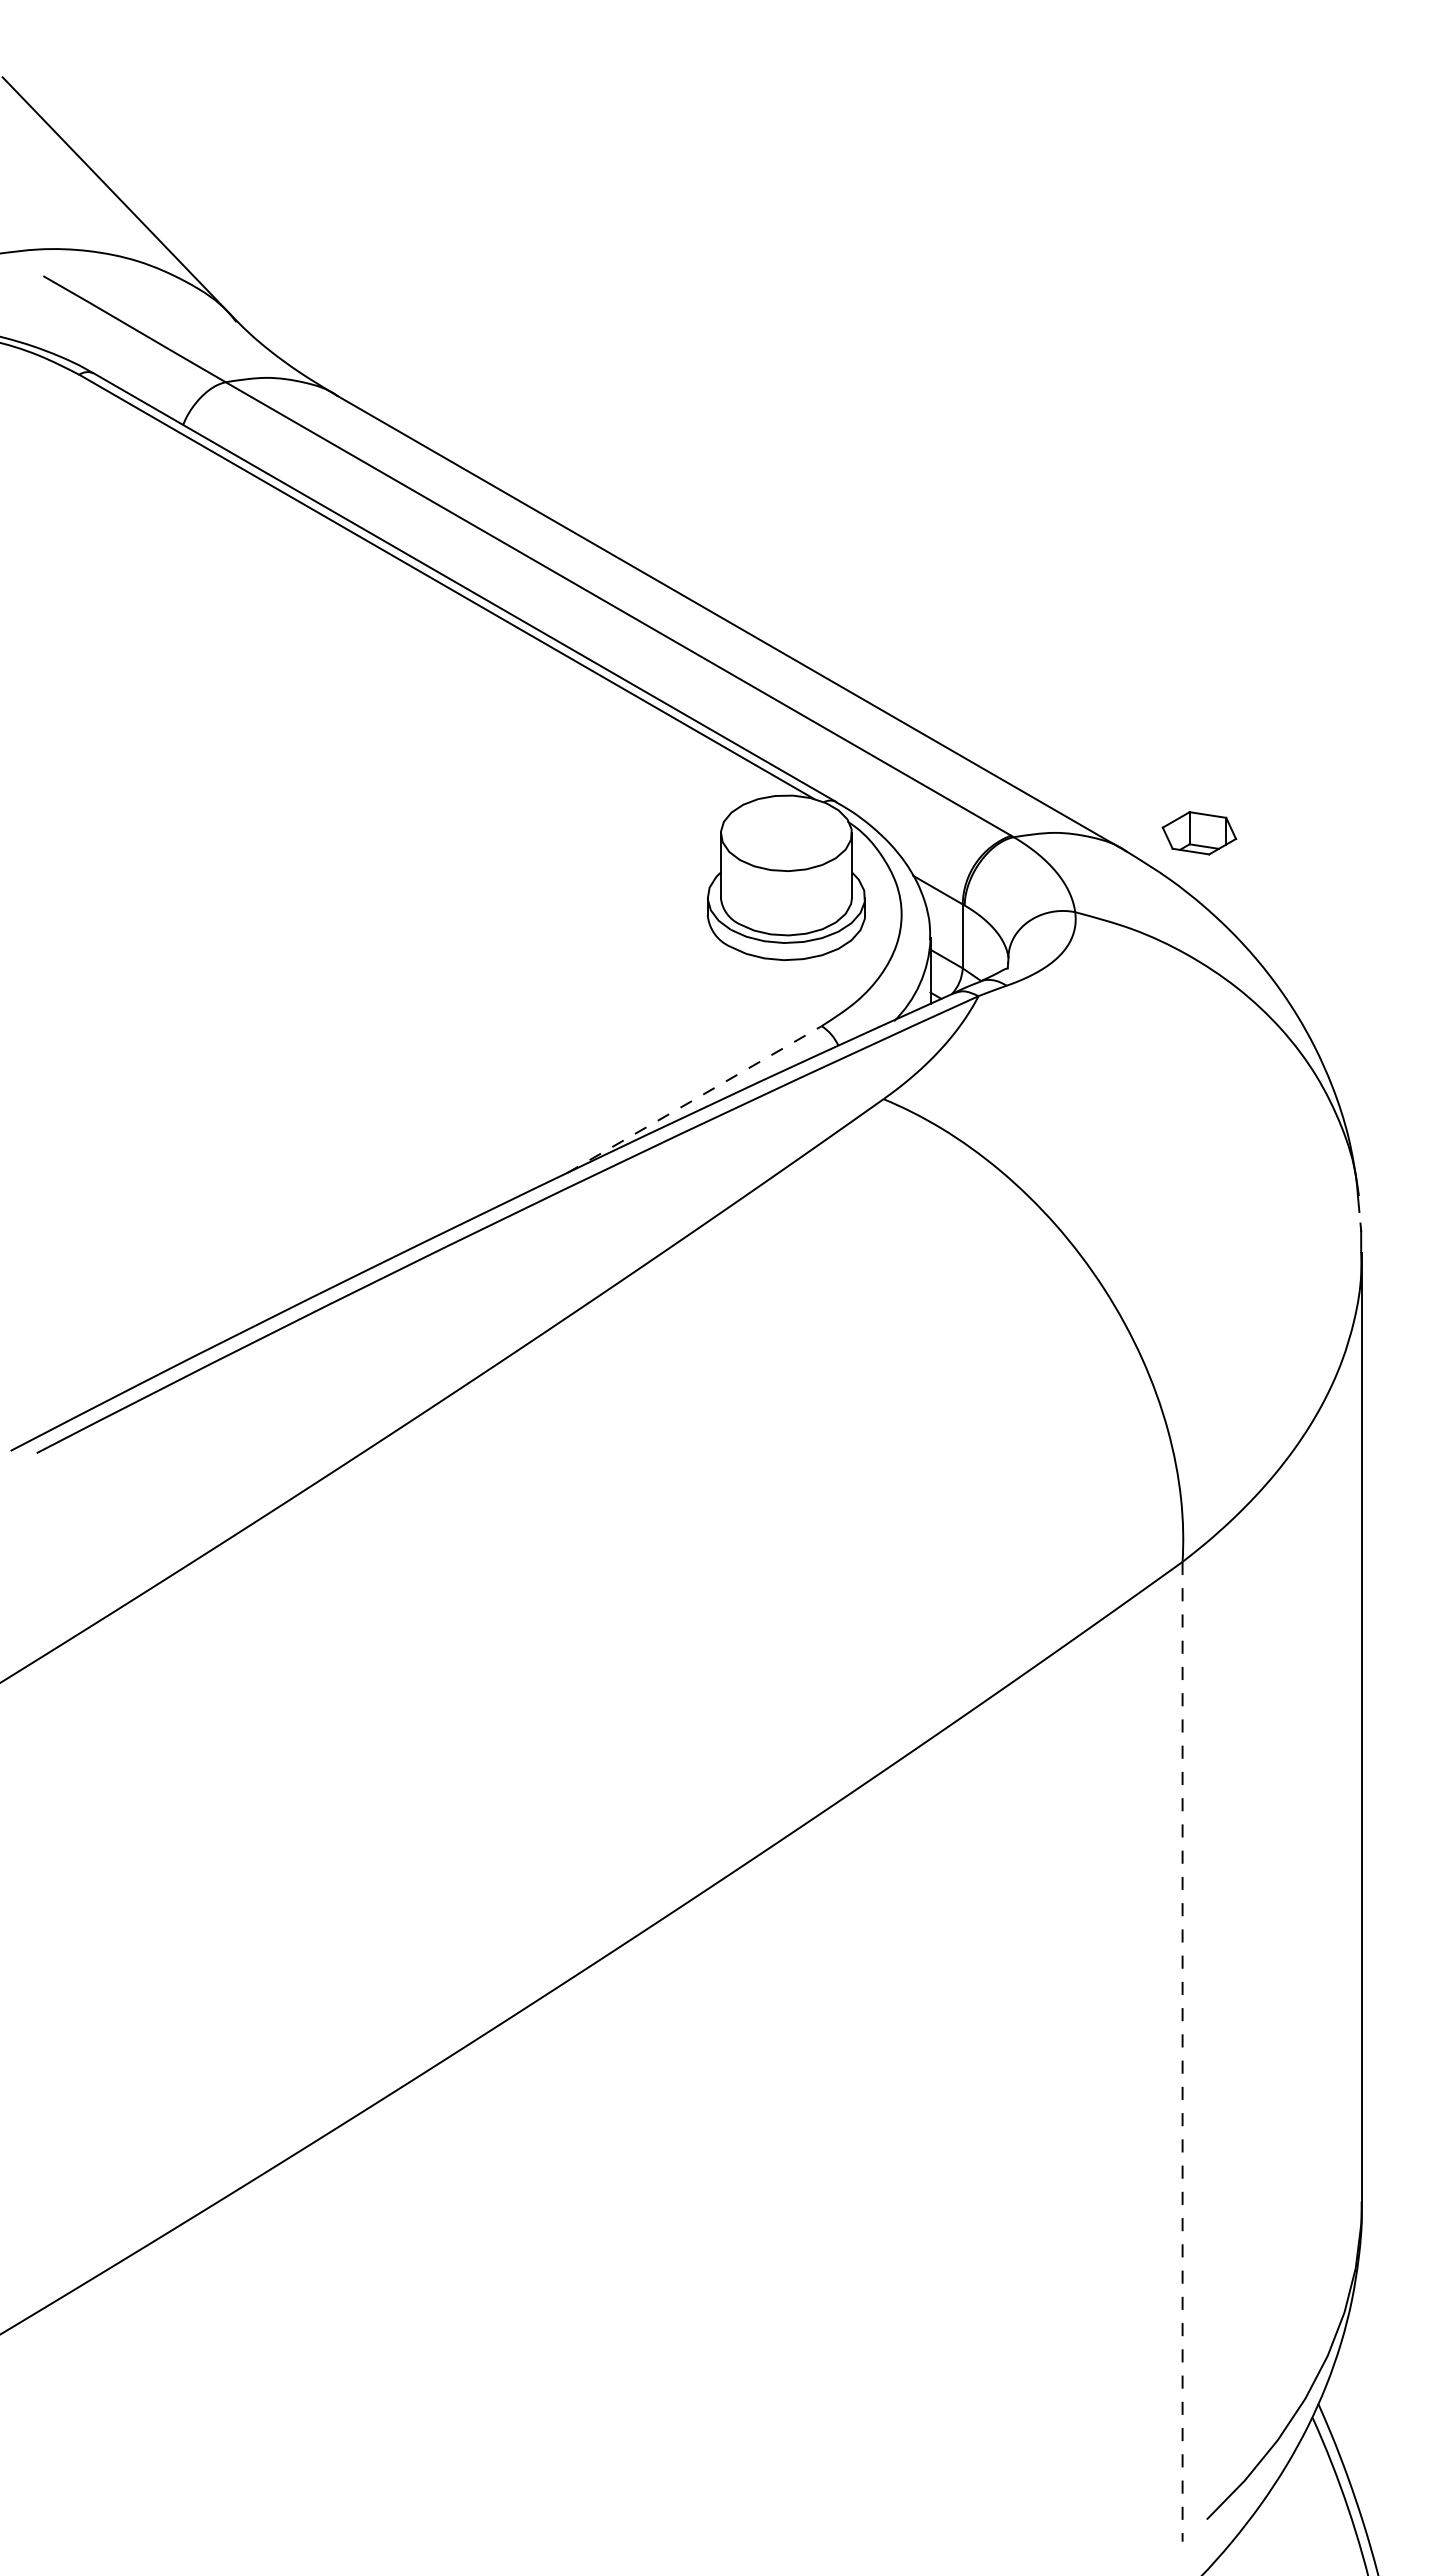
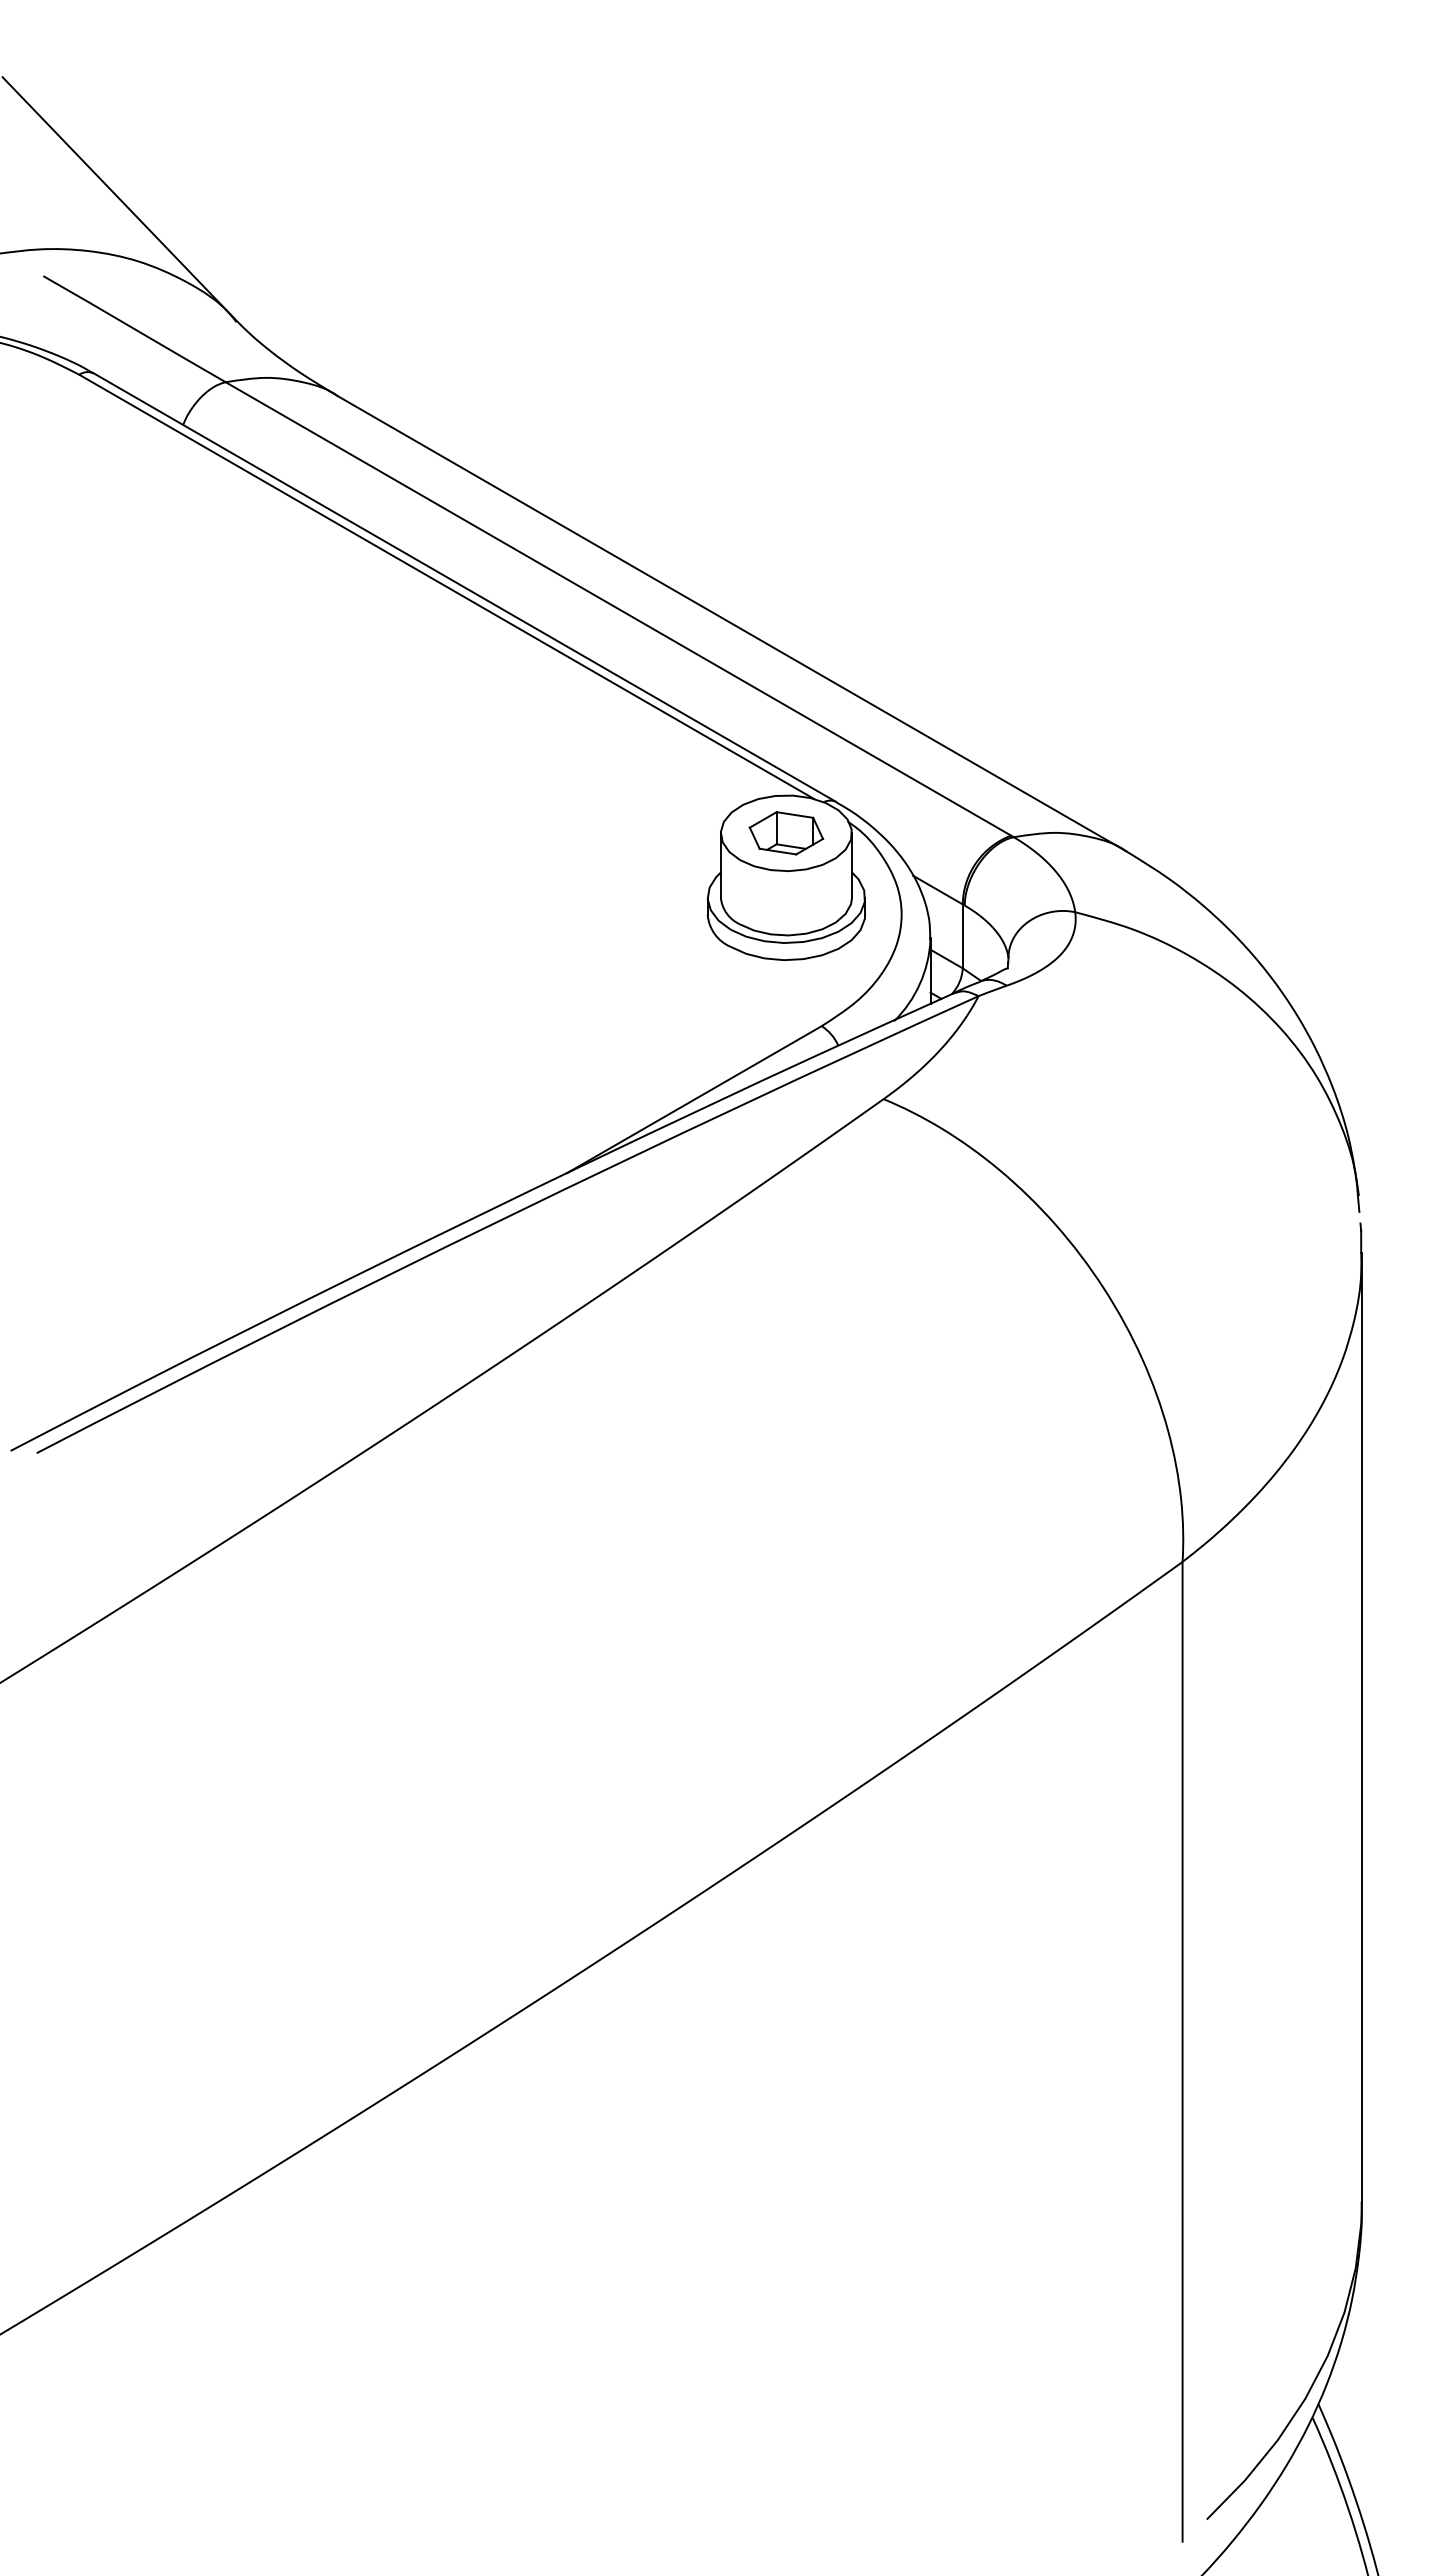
part position: (1199, 833) -> (786, 833) (786, 833)
line: dashed -> solid (694, 1099)
line: dashed -> solid (1182, 2051)
